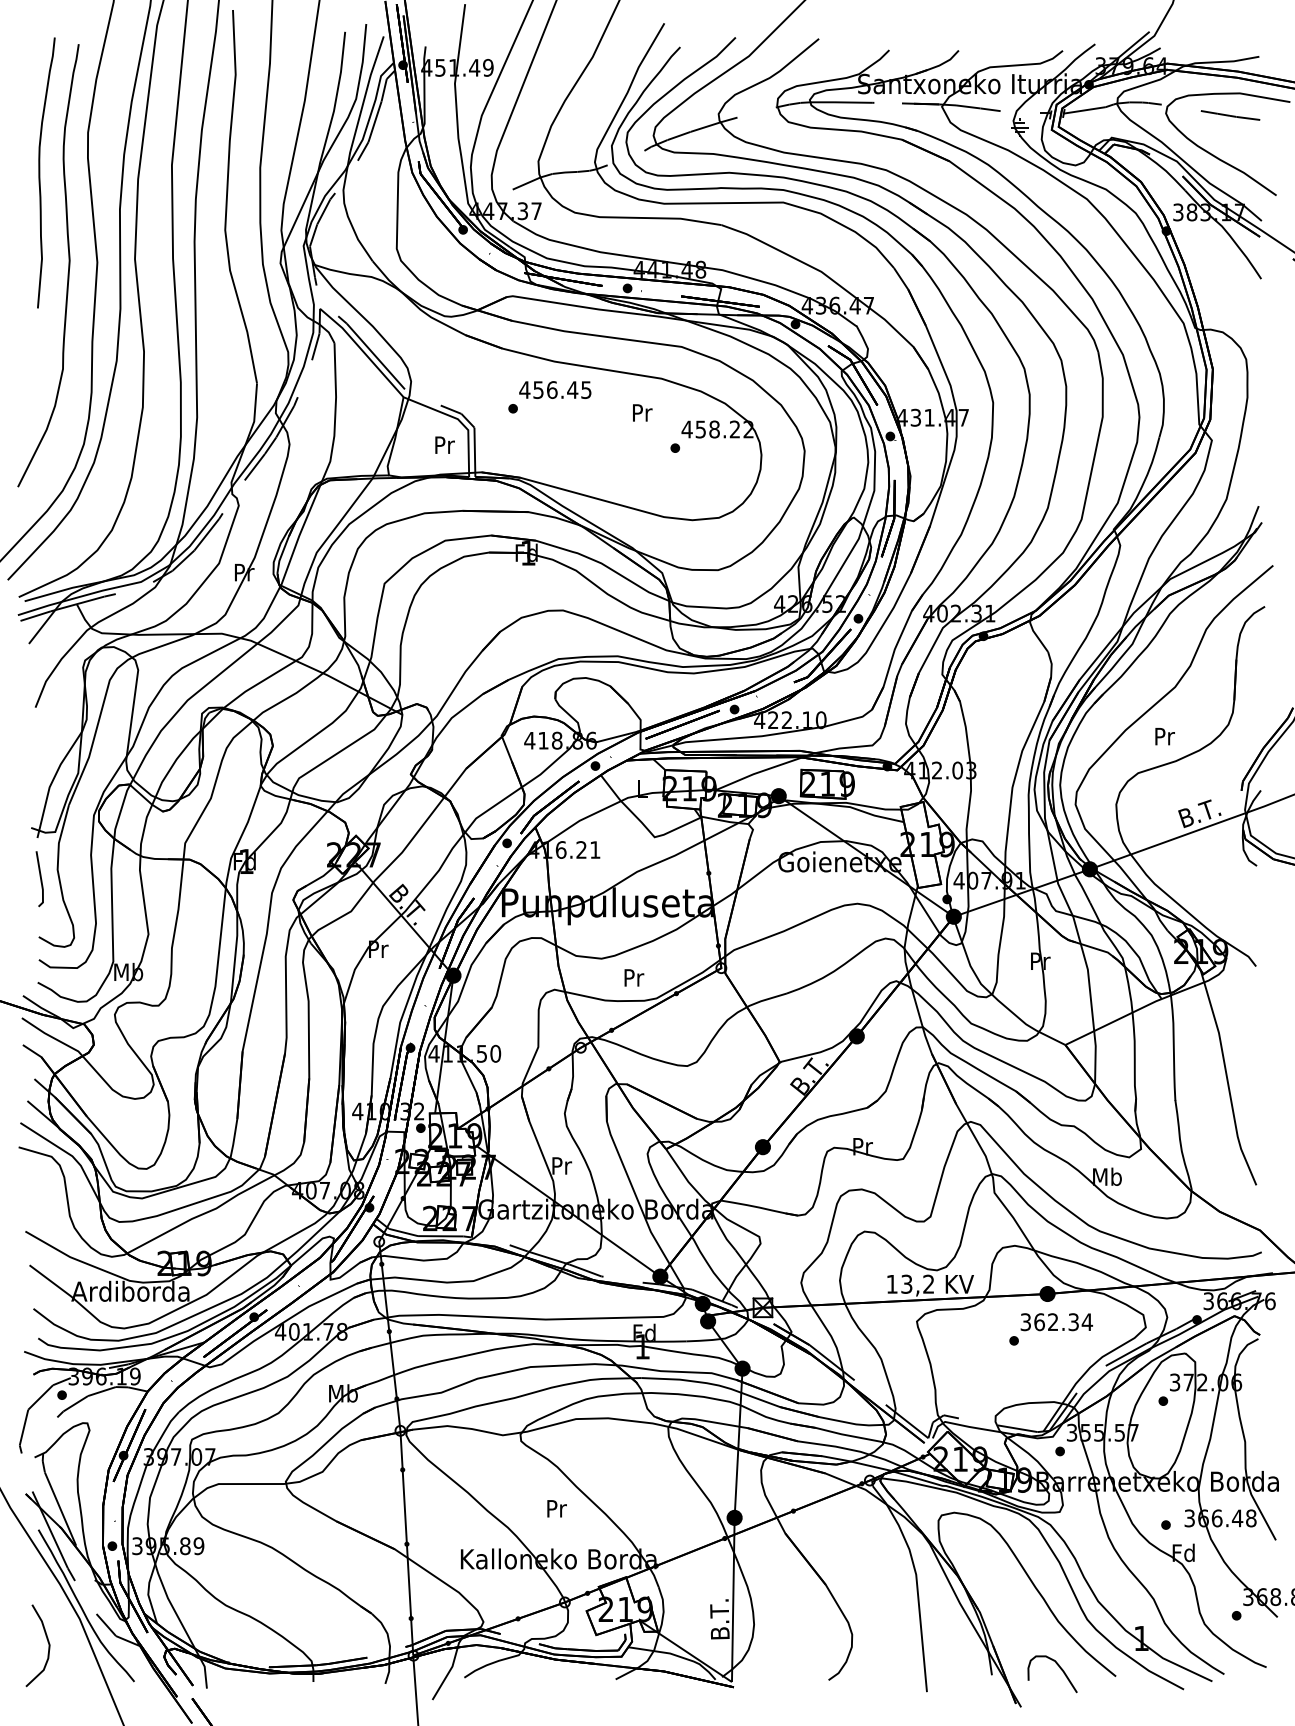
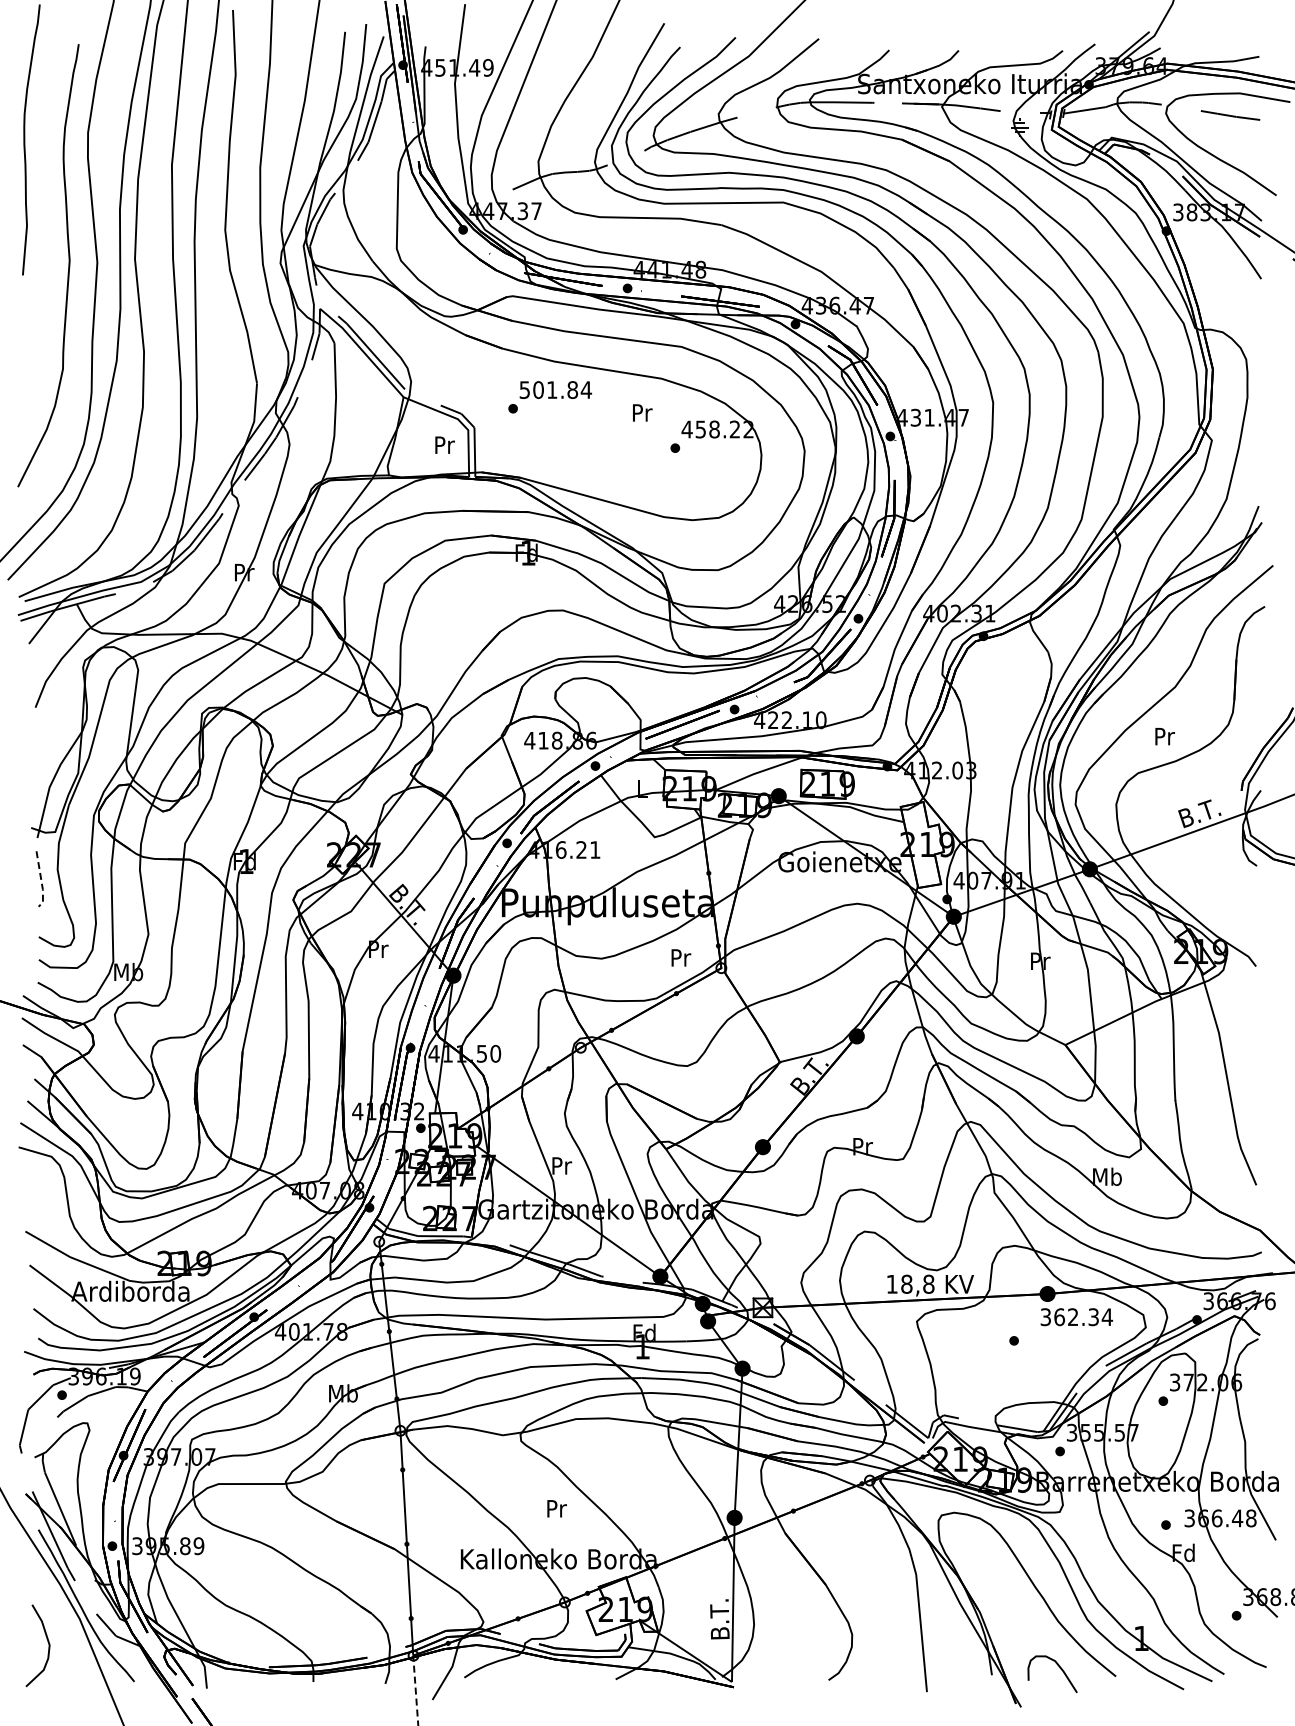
curve position: (40, 172) -> (25, 139) (25, 139)
text: 456.45 -> 501.84 (555, 390)
line: solid -> dashed (41, 881)
text position: (634, 977) -> (681, 957) (681, 957)
text: 13,2 -> 18,8 (917, 1283)
text position: (1056, 1322) -> (1076, 1317) (1076, 1317)
line: solid -> dashed (415, 1690)
